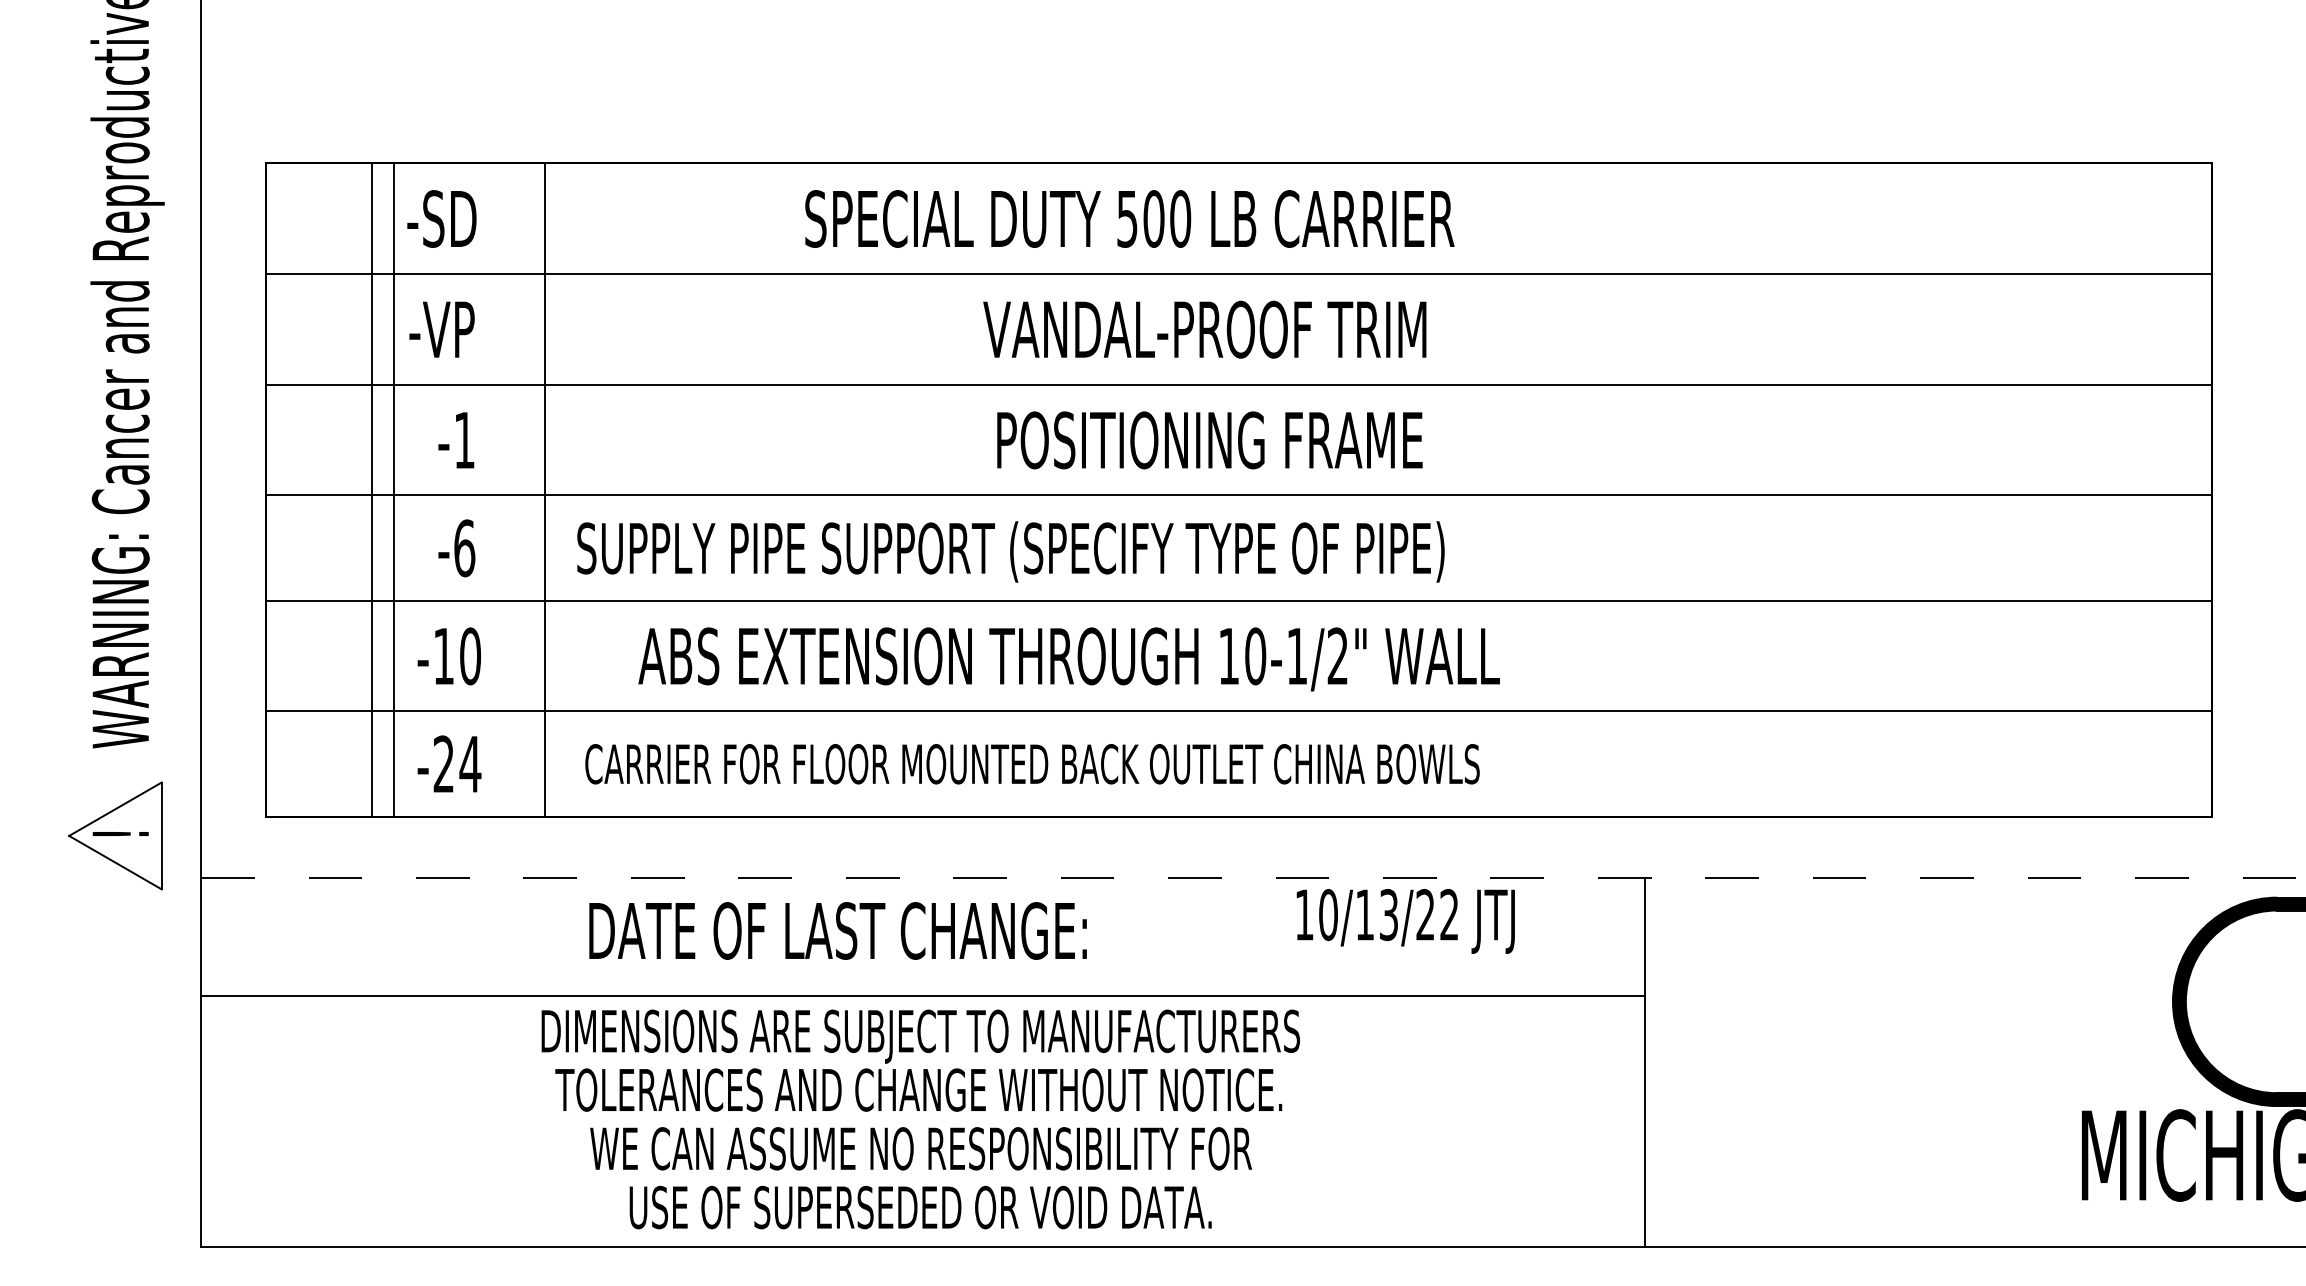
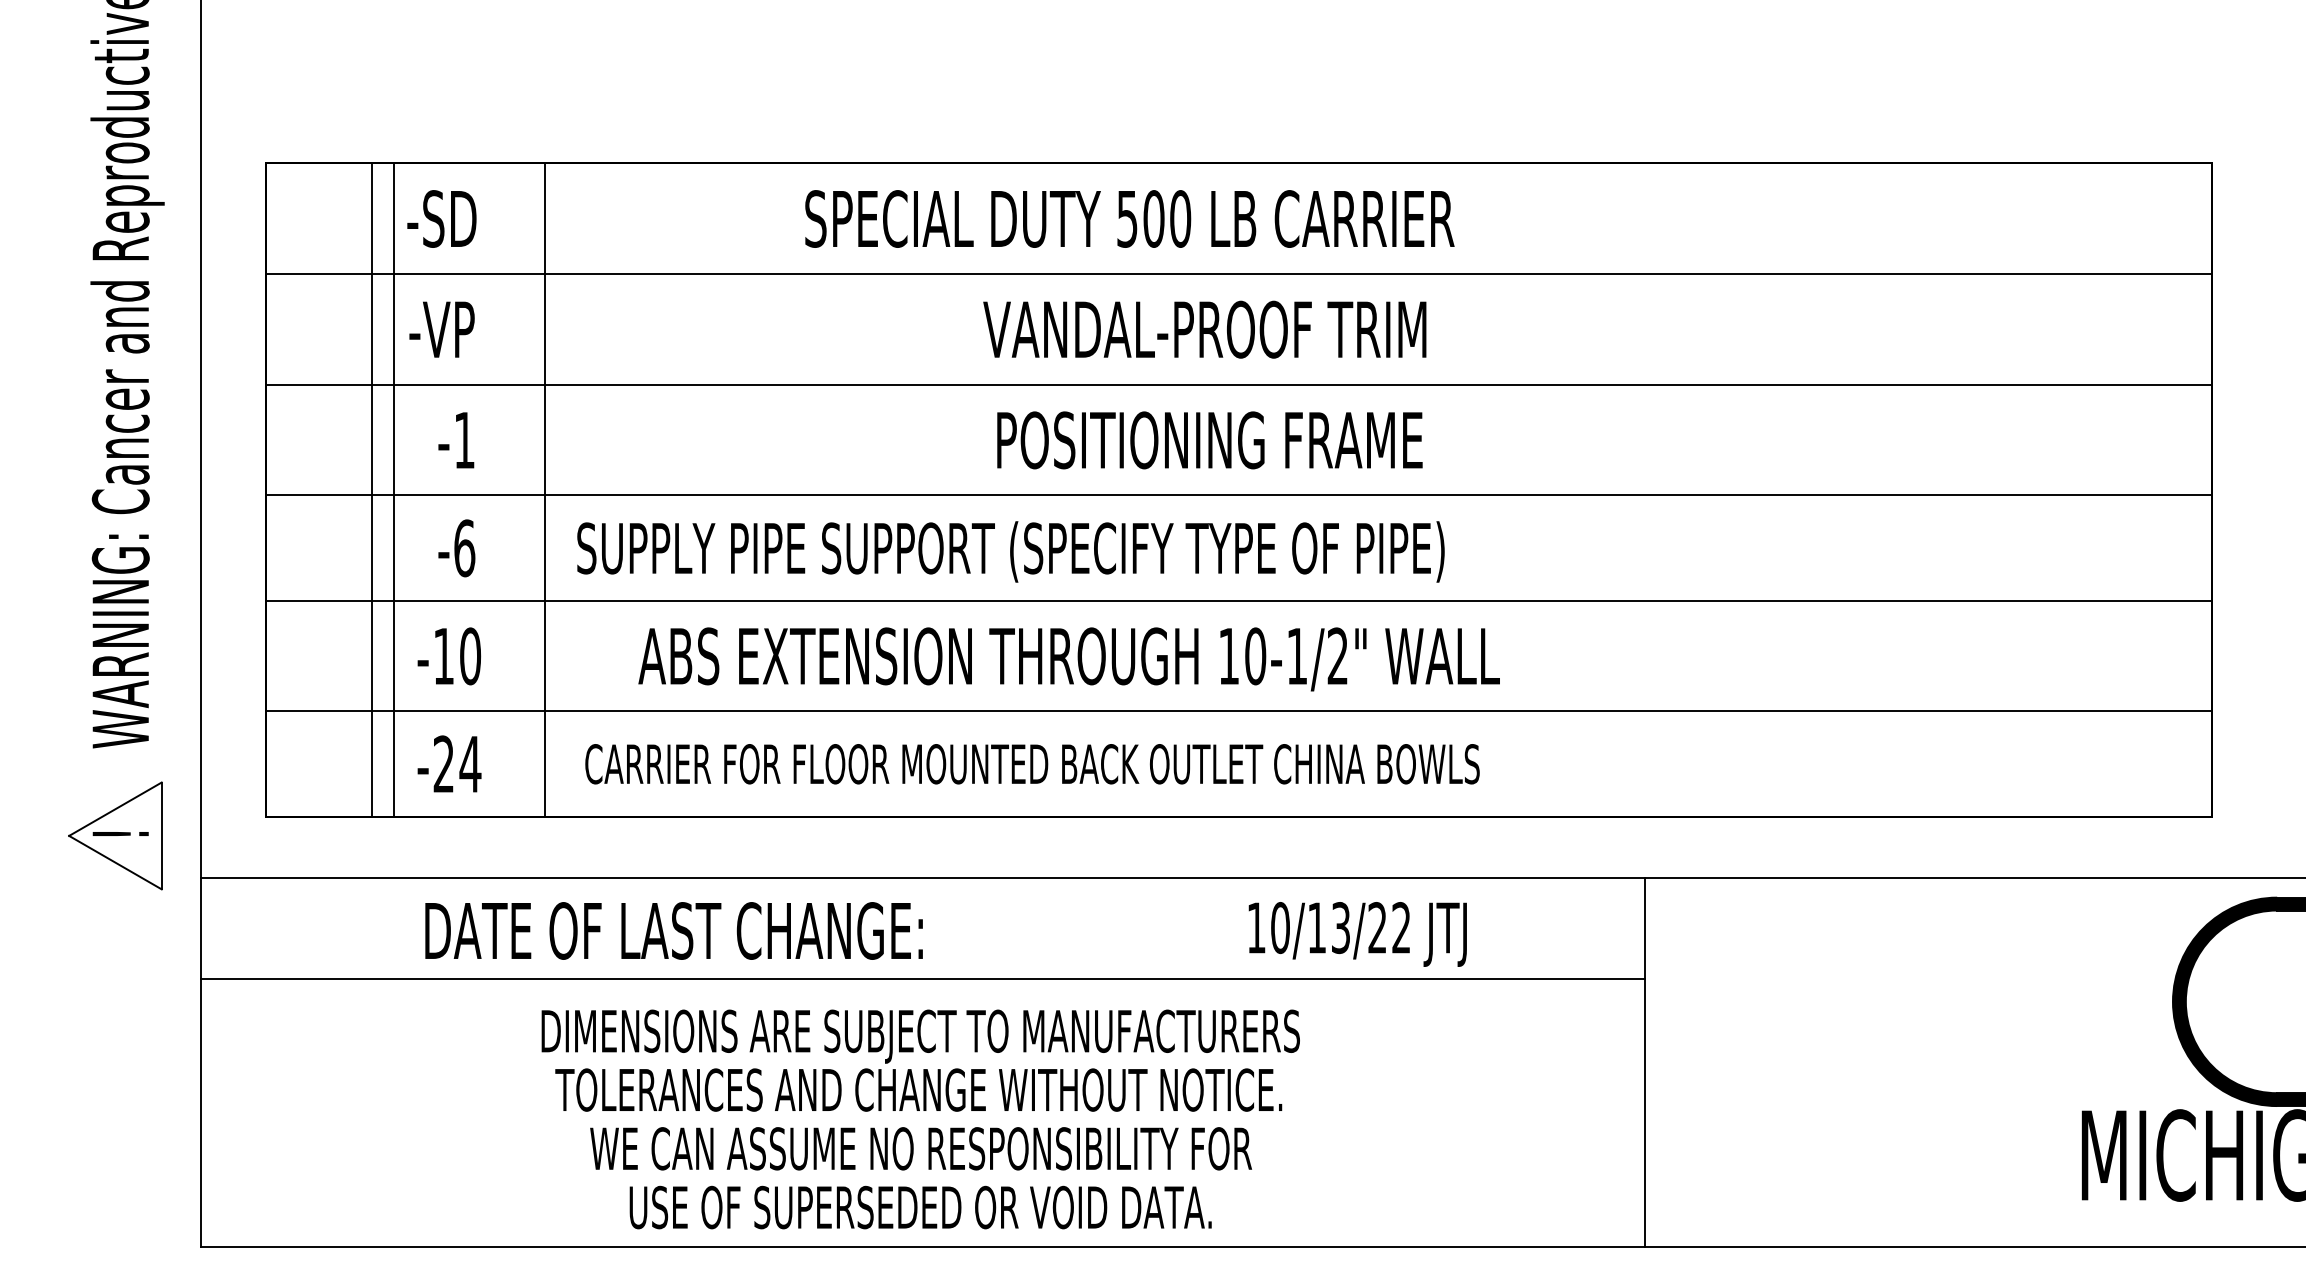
line: dashed -> solid (1254, 878)
text position: (1405, 921) -> (1357, 934) (1357, 934)
text position: (837, 930) -> (673, 930) (673, 930)
line position: (922, 995) -> (922, 978) (922, 978)
